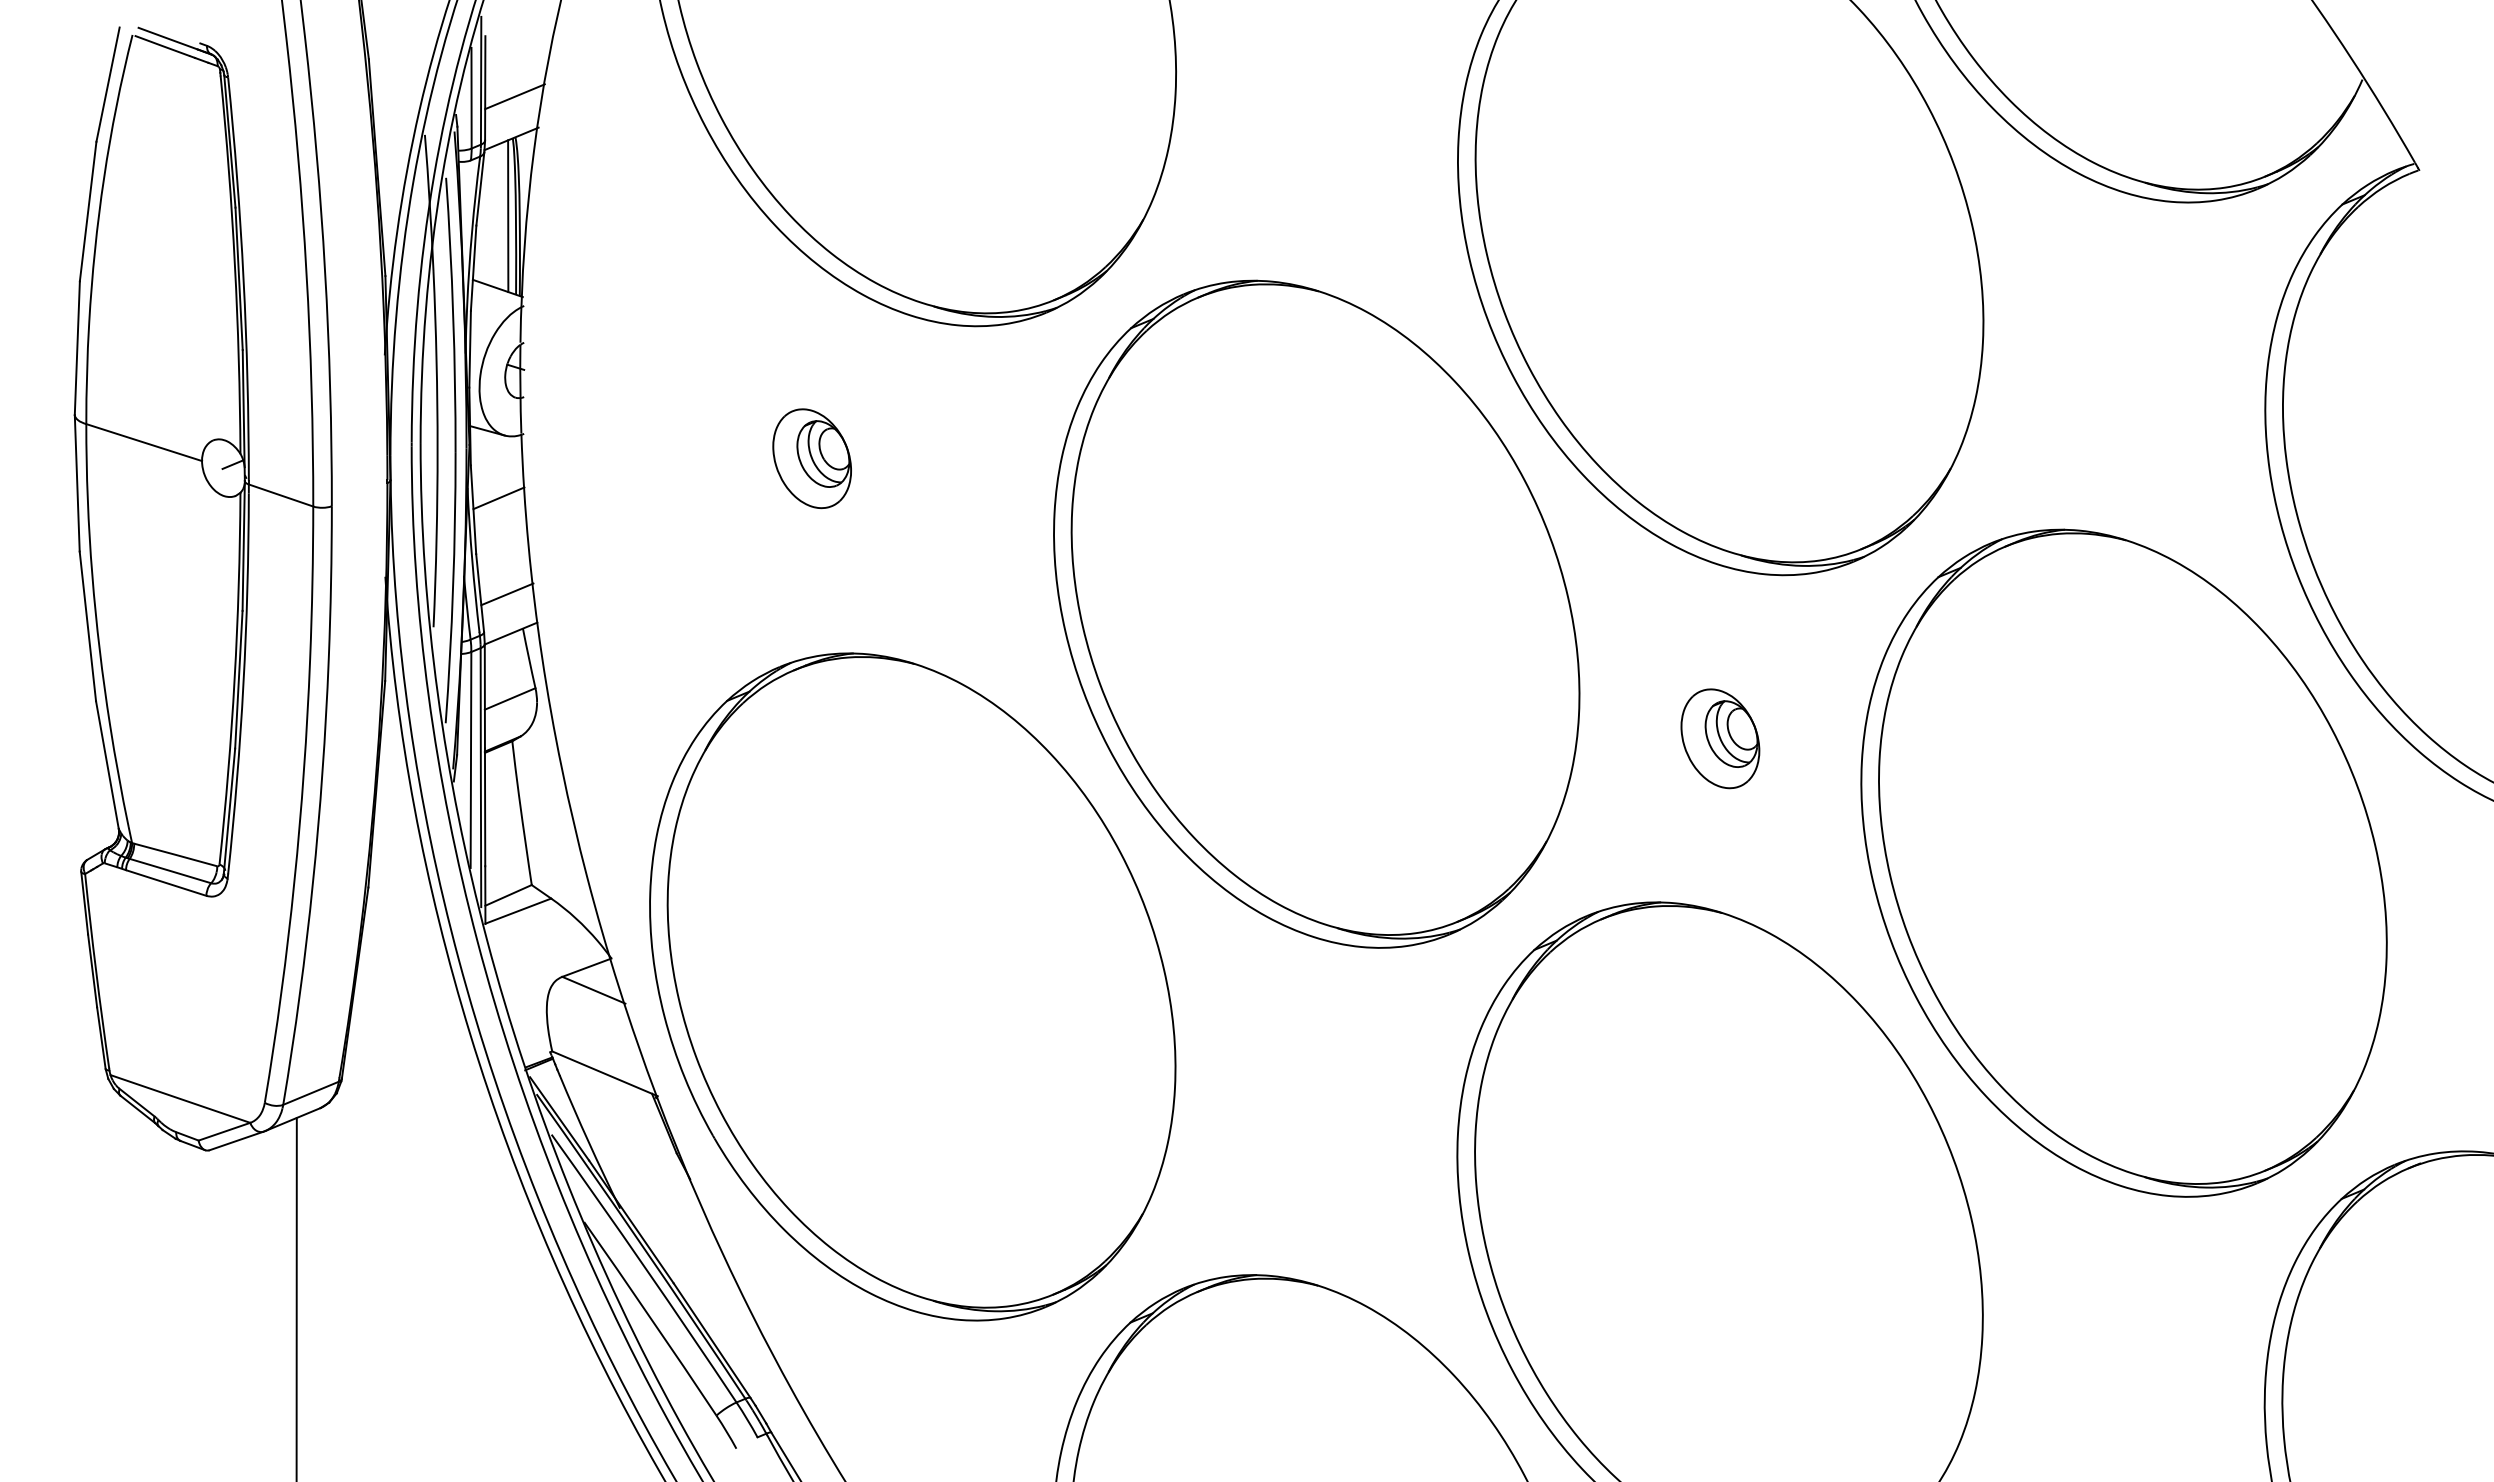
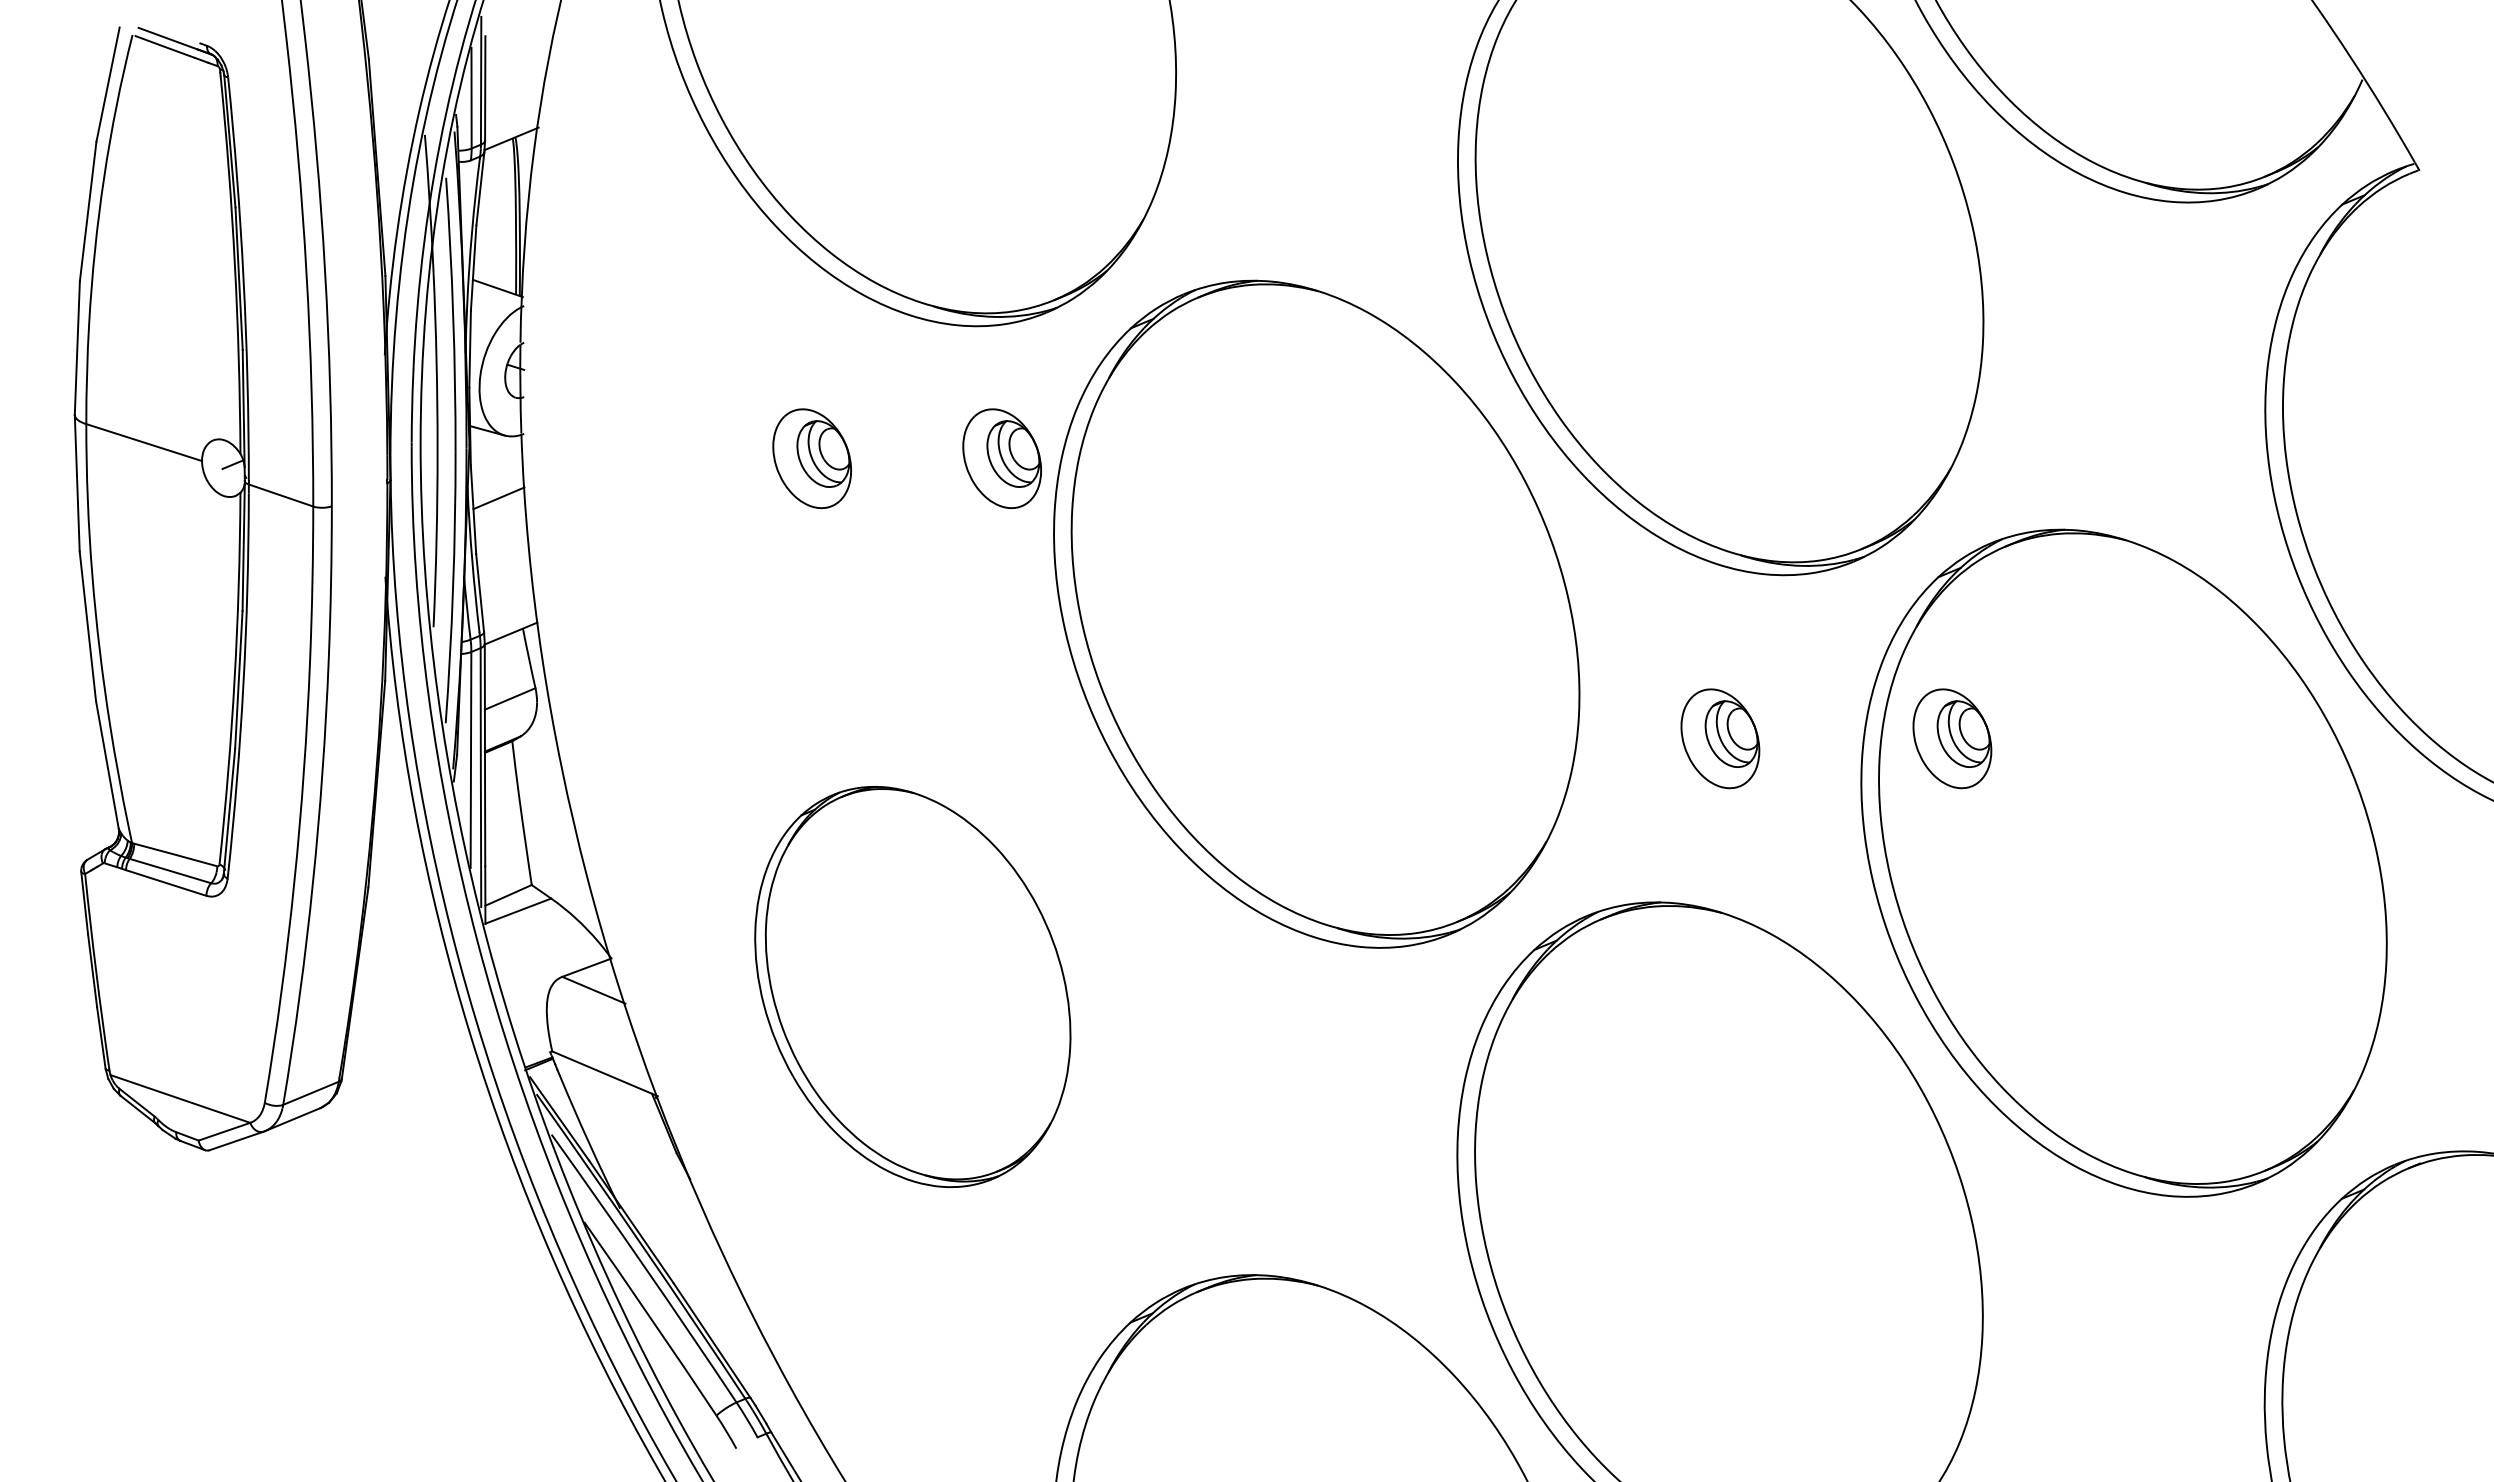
line: present -> none (514, 96)
line: present -> none (508, 216)
part: none -> present (1001, 458)
line: present -> none (507, 594)
part: none -> present (1952, 738)
part size: 528x670 px -> 318x403 px (912, 987)
line: present -> none (296, 1297)
